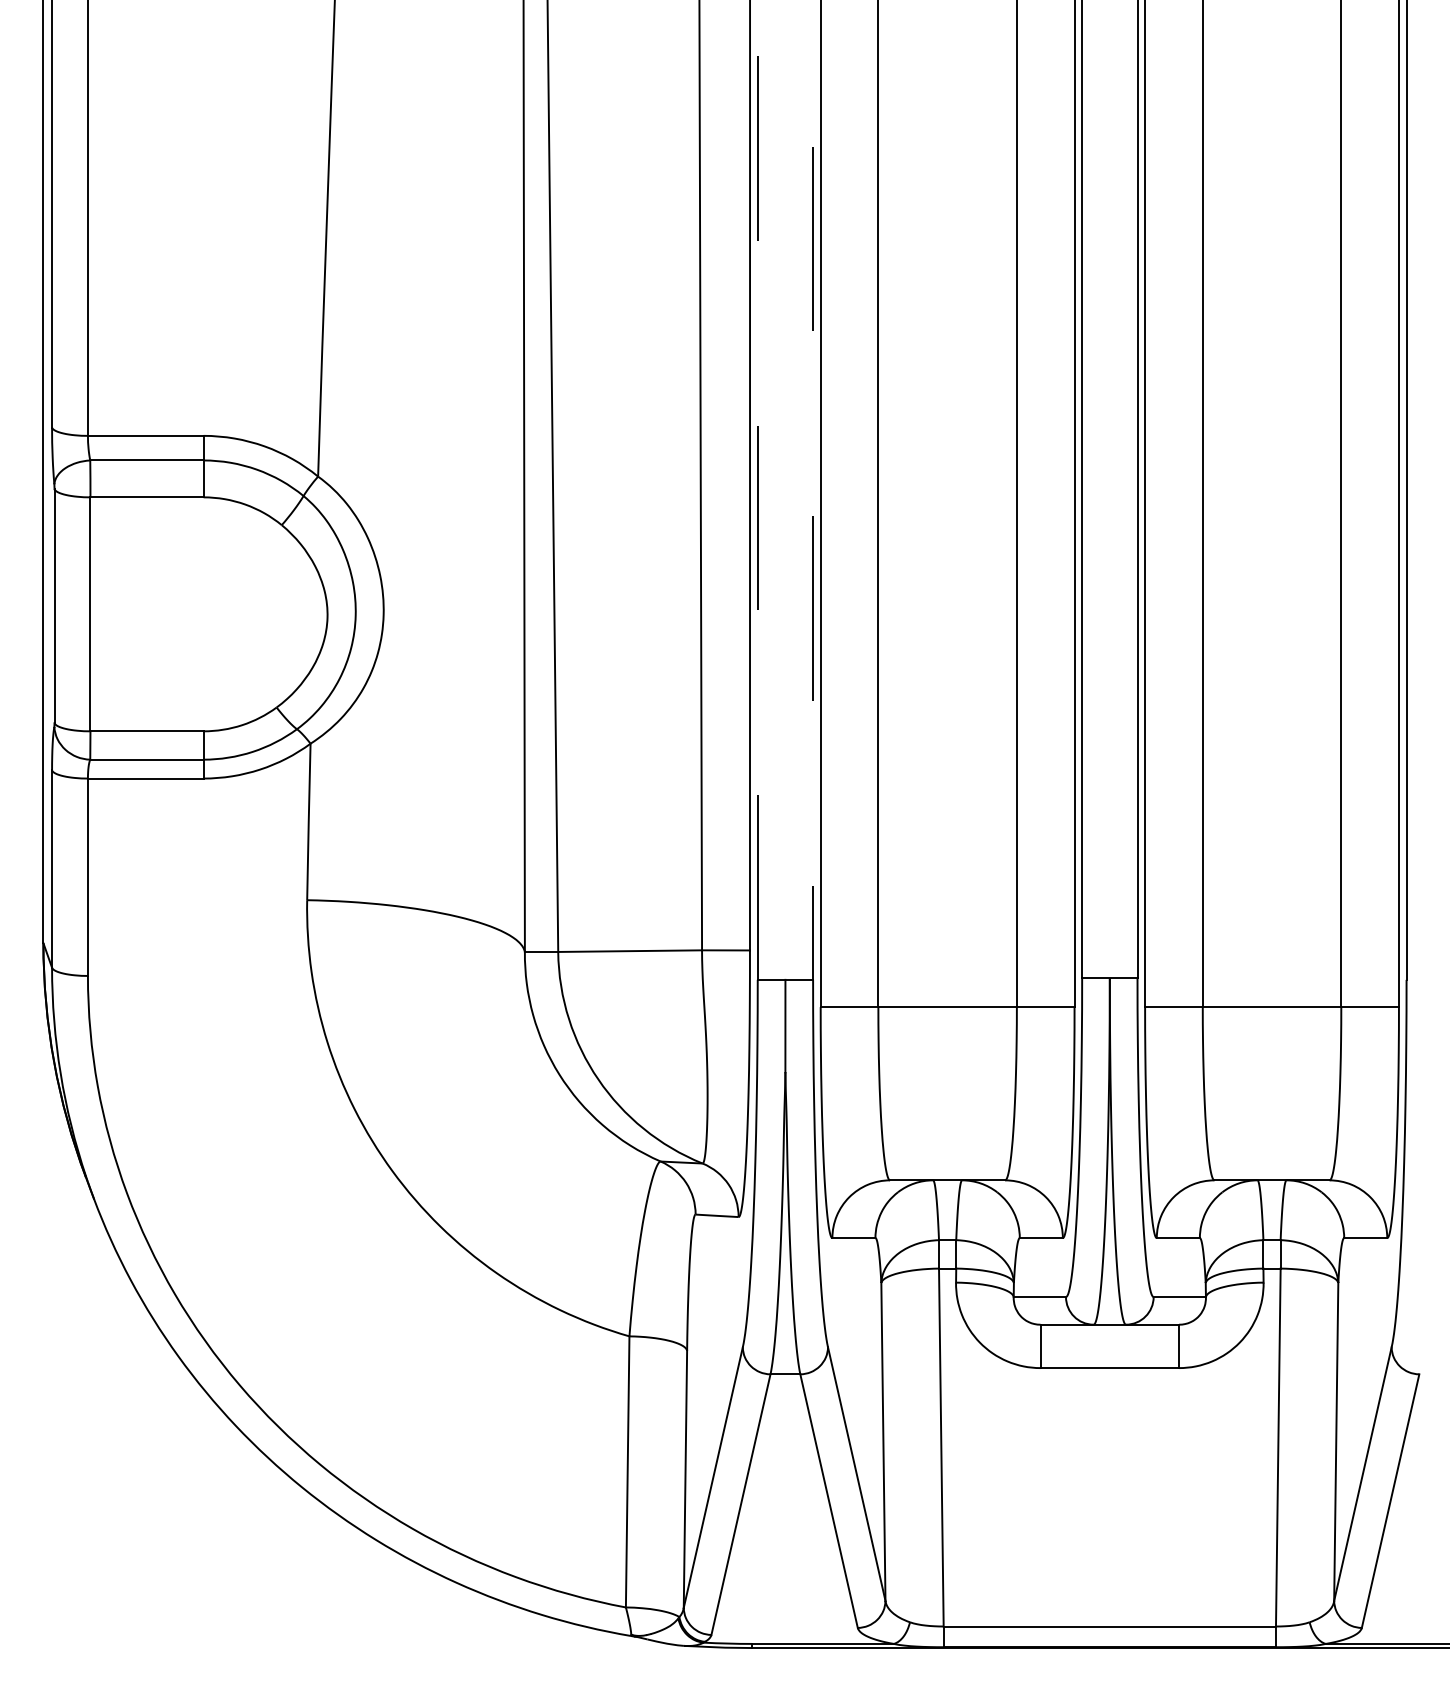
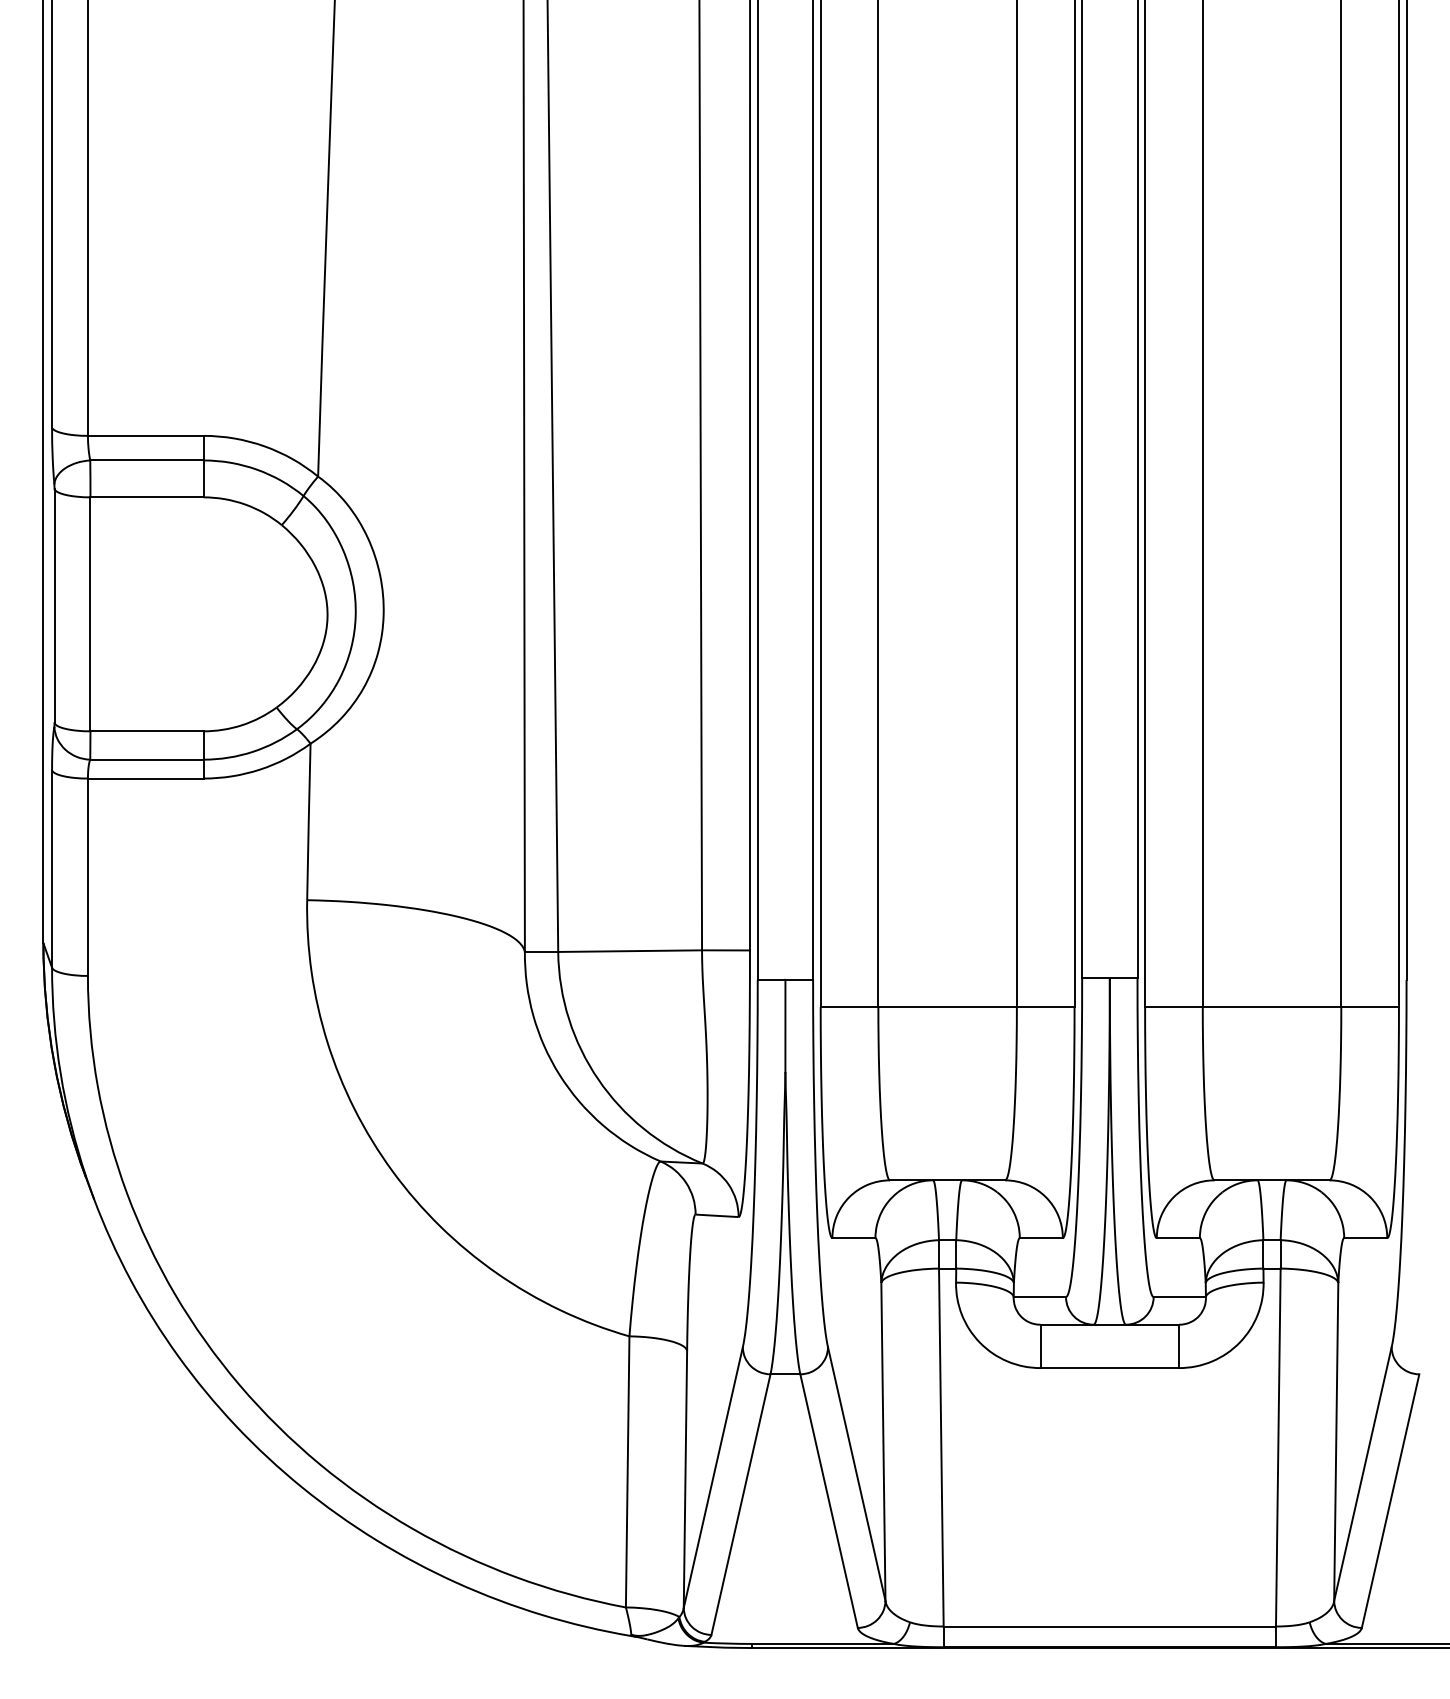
line: dashed -> solid (757, 489)
line: dashed -> solid (813, 490)
